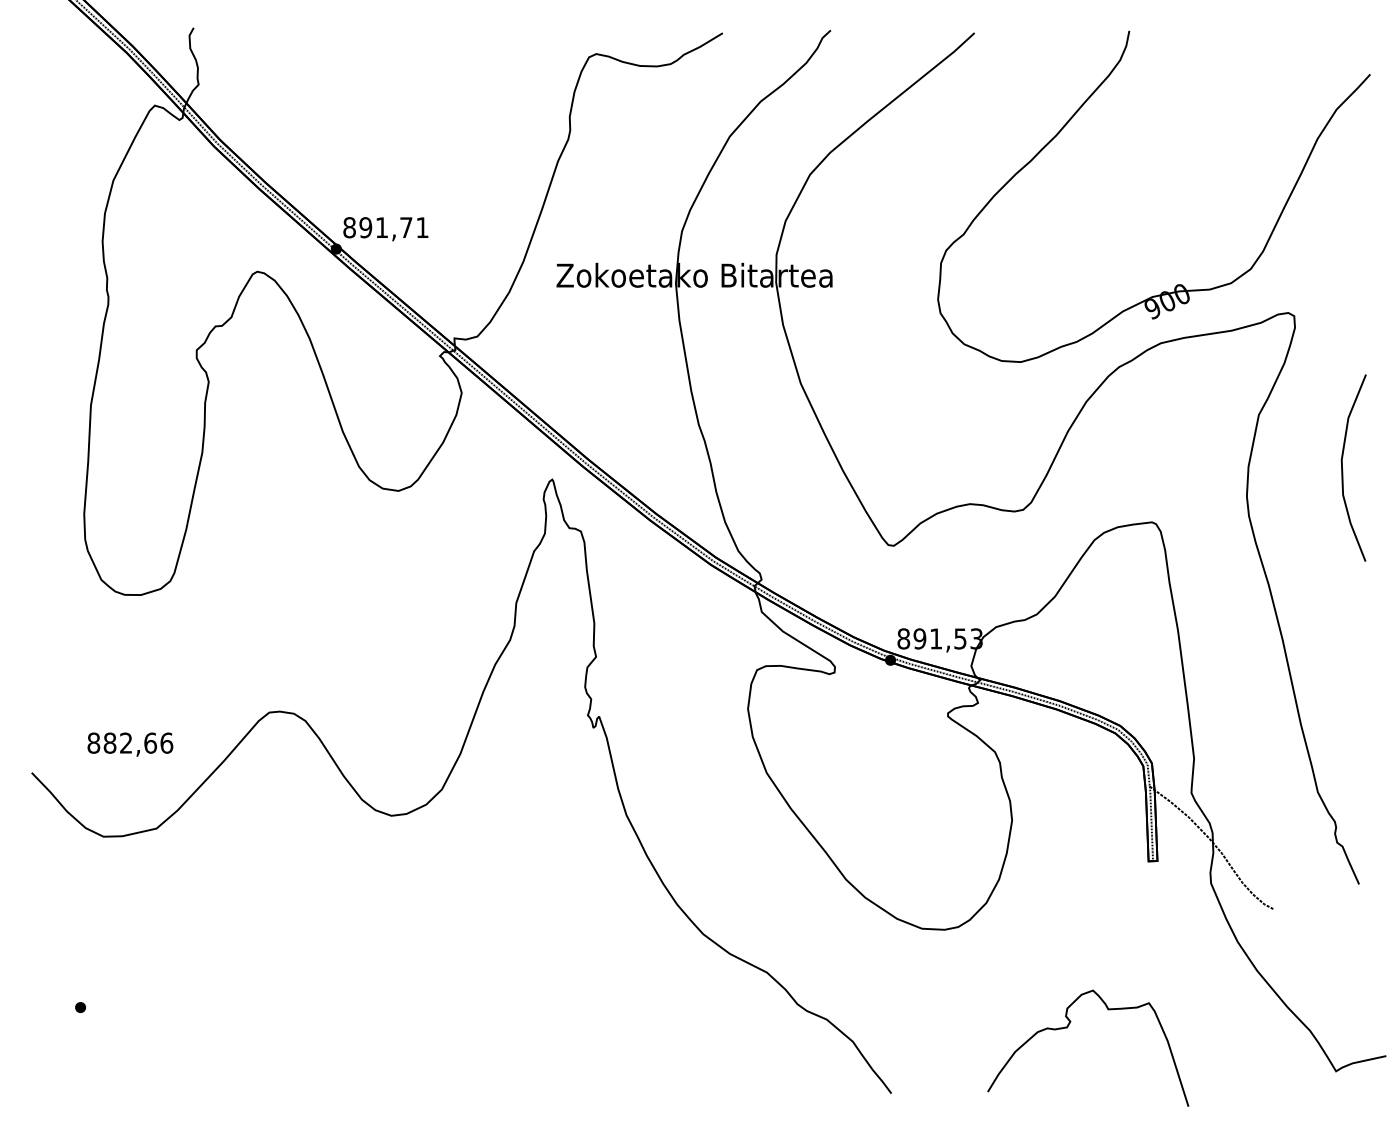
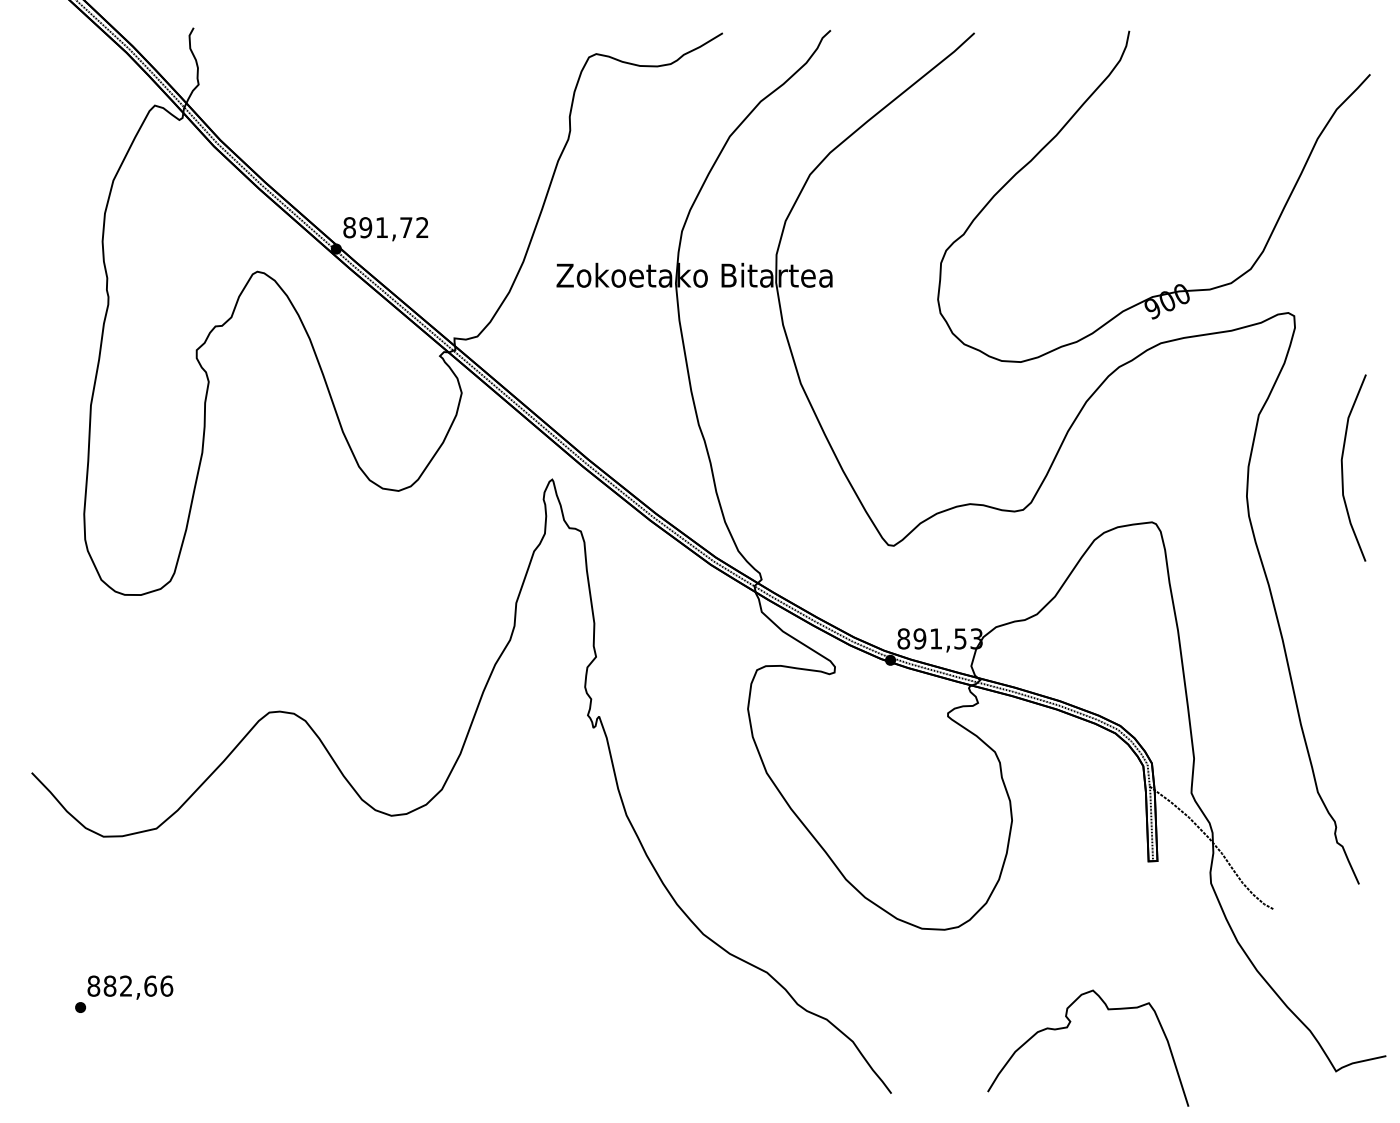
text: 891,71 -> 891,72 (422, 227)
text position: (130, 744) -> (130, 987) (130, 987)
